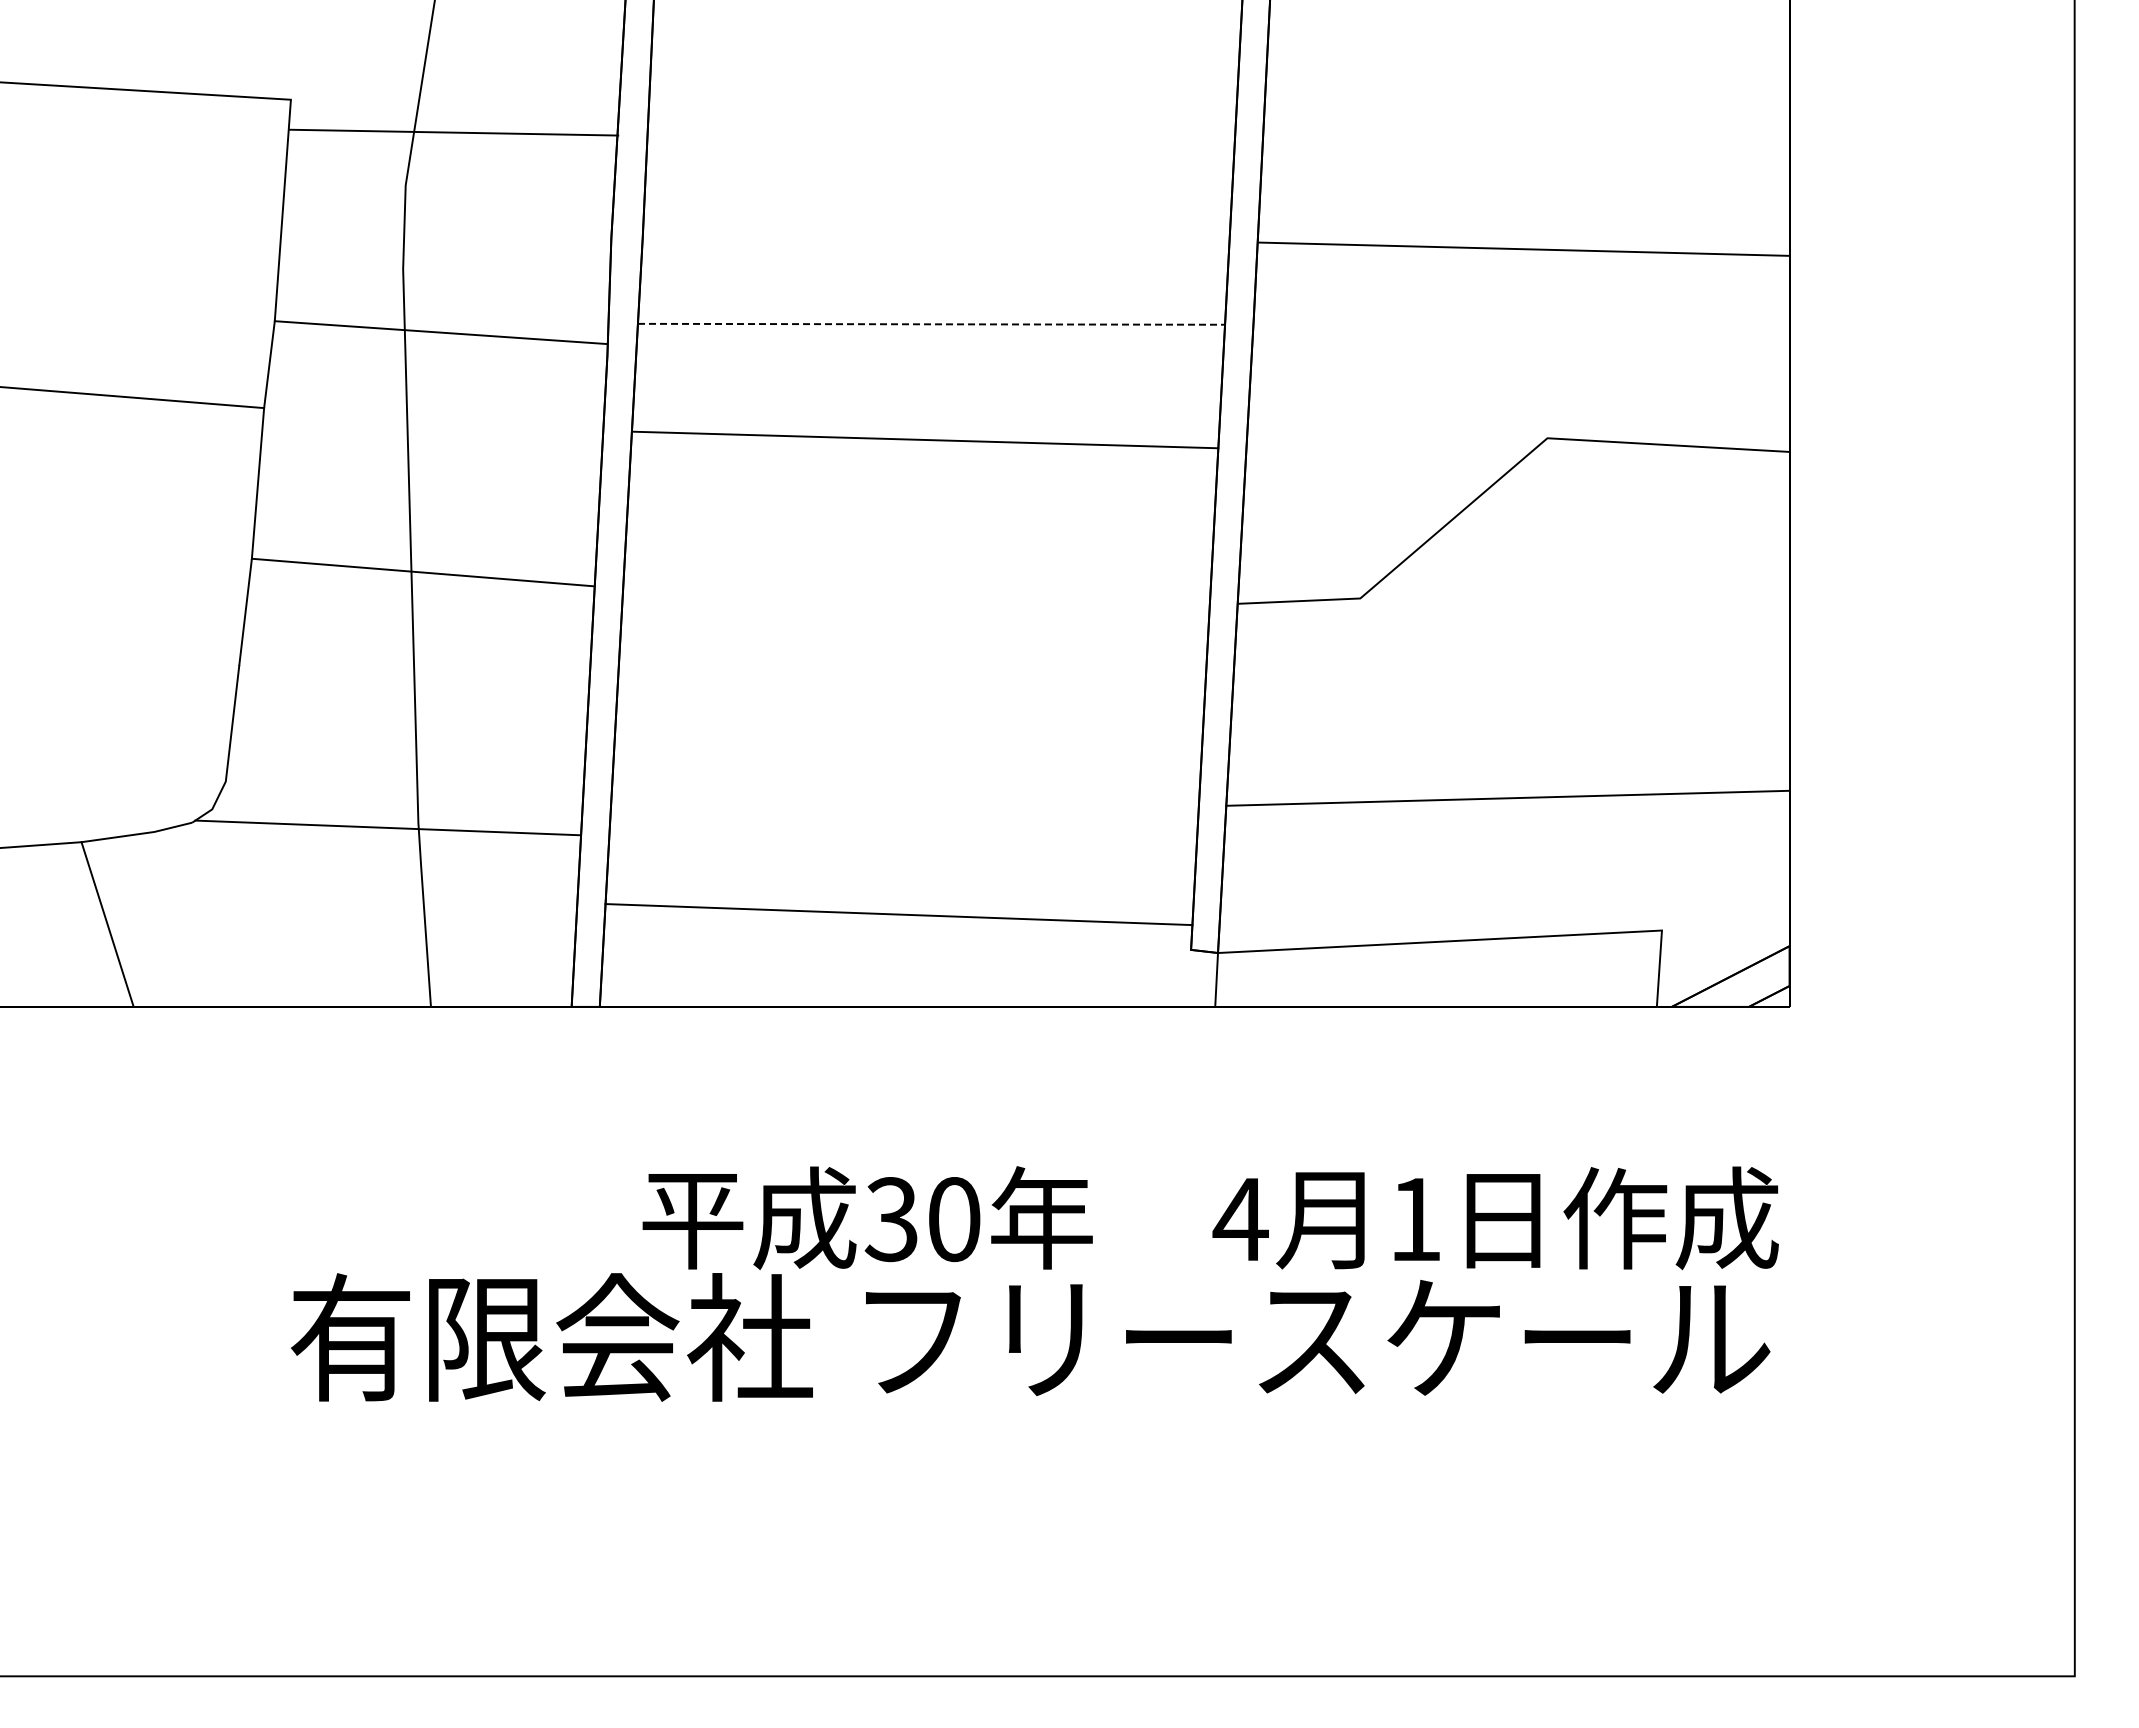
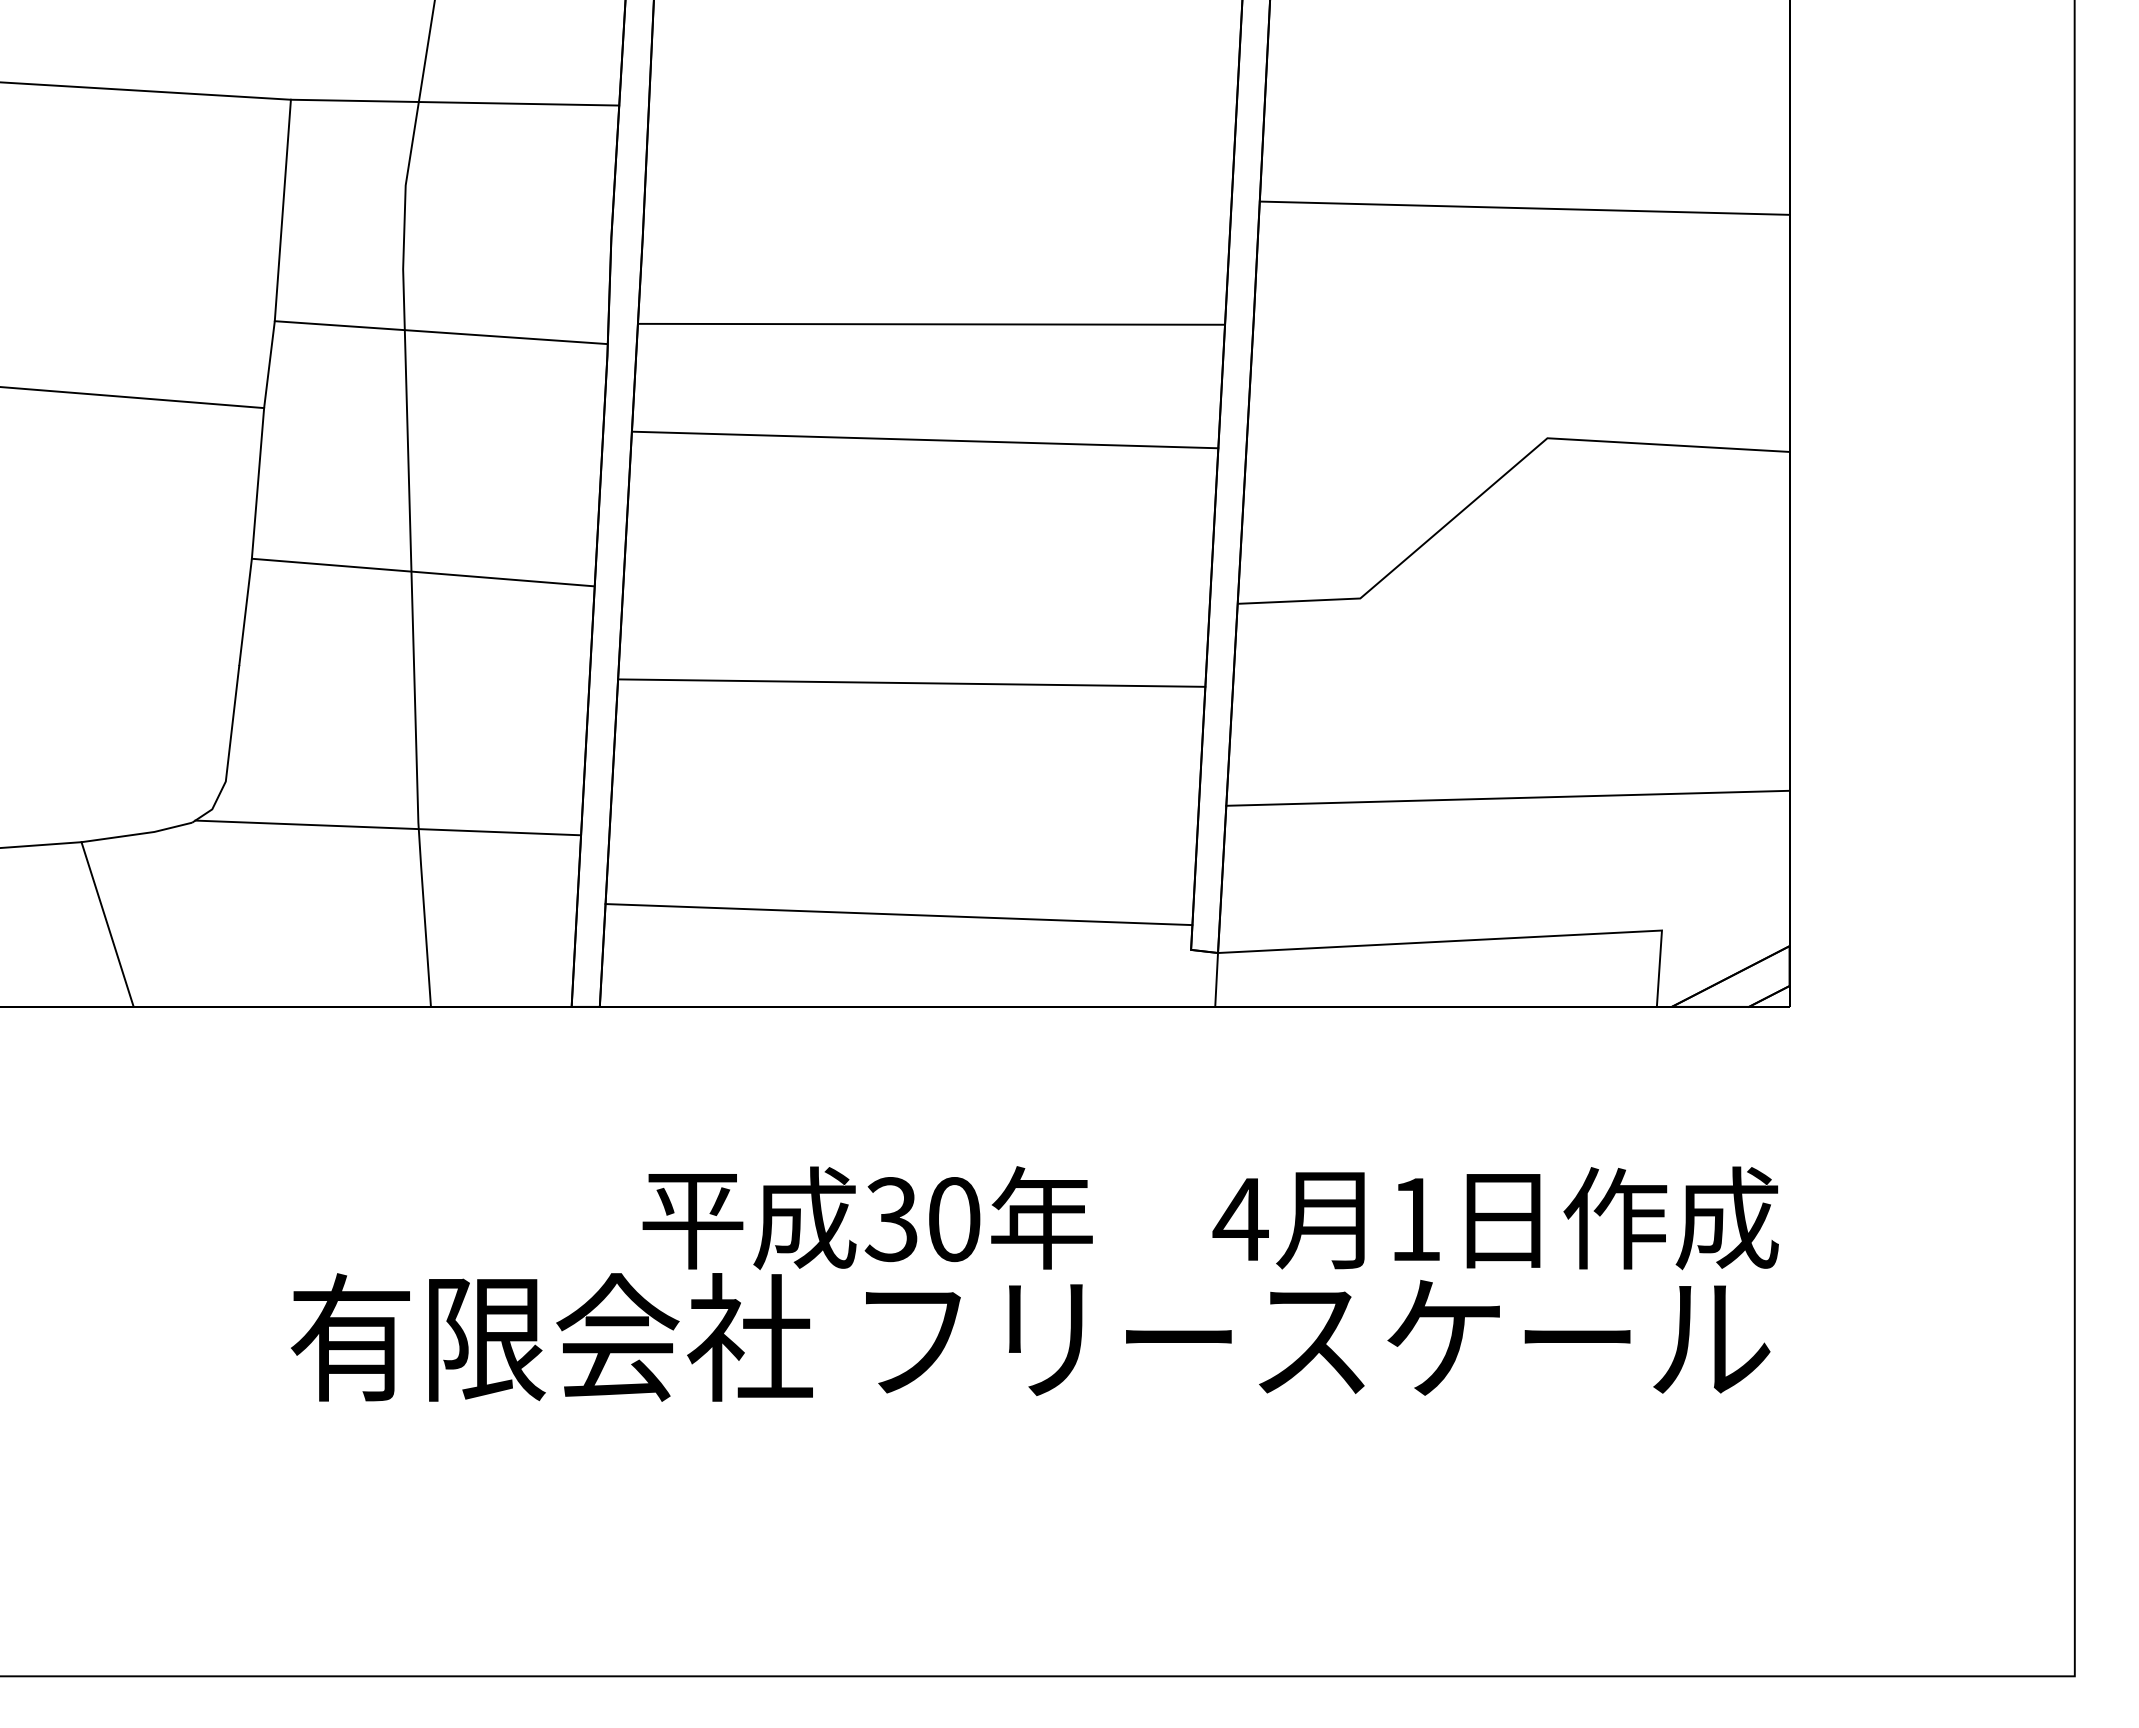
line position: (453, 132) -> (454, 102) (454, 102)
line position: (1523, 248) -> (1524, 207) (1524, 207)
line: dashed -> solid (932, 324)
line: none -> present (911, 682)
